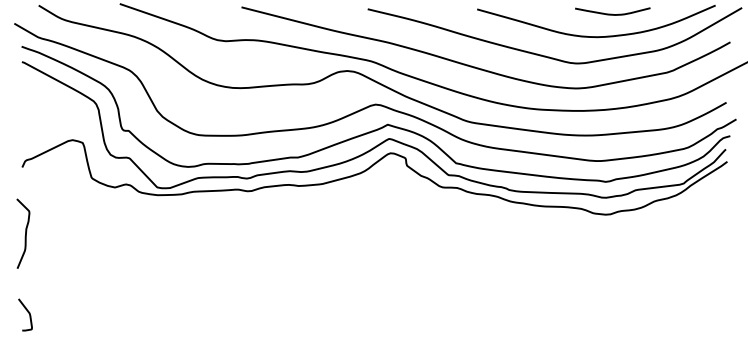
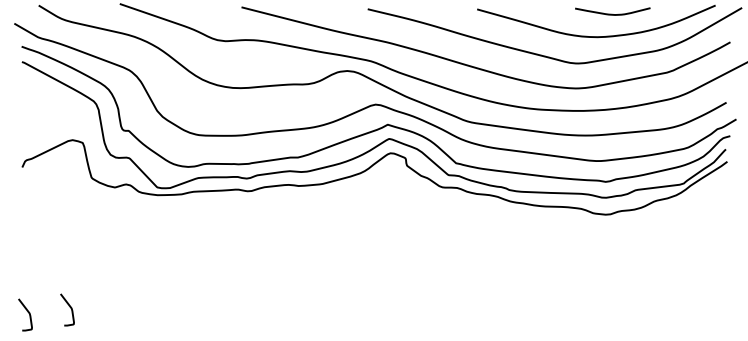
curve: present -> none (25, 233)
curve: none -> present (69, 307)
